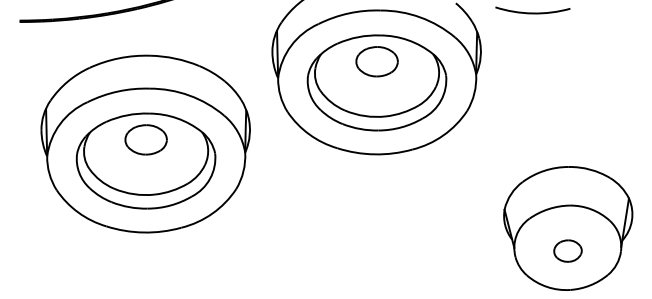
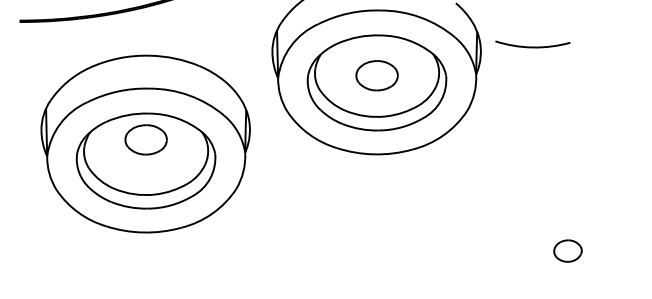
arc position: (532, 12) -> (532, 46) (532, 46)
part position: (376, 61) -> (376, 75) (376, 75)
part: present -> none (568, 228)
